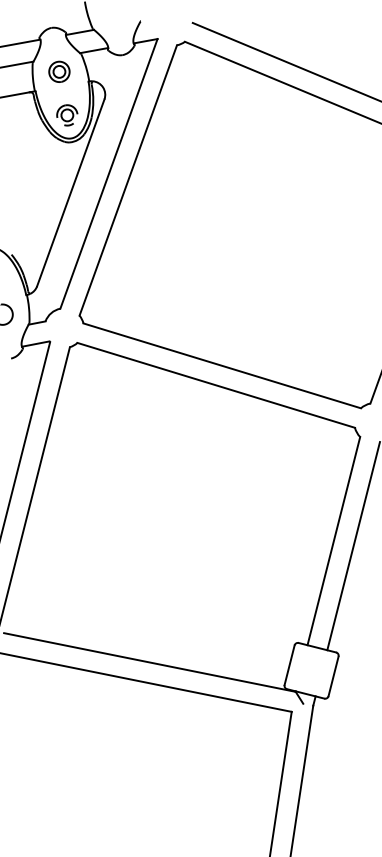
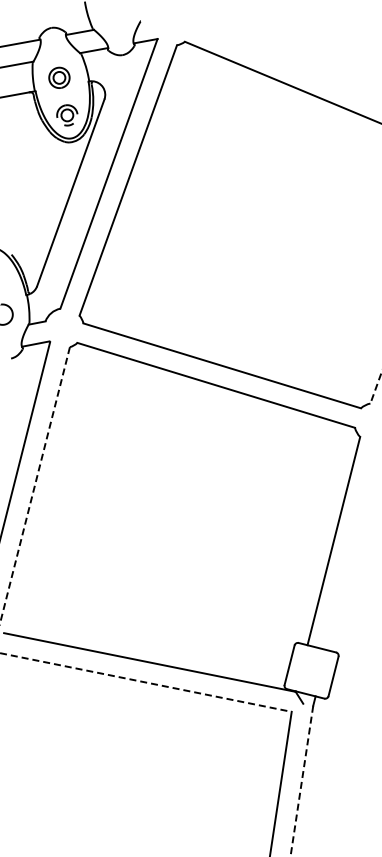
line: present -> none (285, 61)
part position: (59, 71) -> (59, 77) (59, 77)
line: solid -> dashed (376, 387)
line: solid -> dashed (34, 485)
line: present -> none (352, 547)
line: solid -> dashed (145, 682)
line: solid -> dashed (301, 781)
